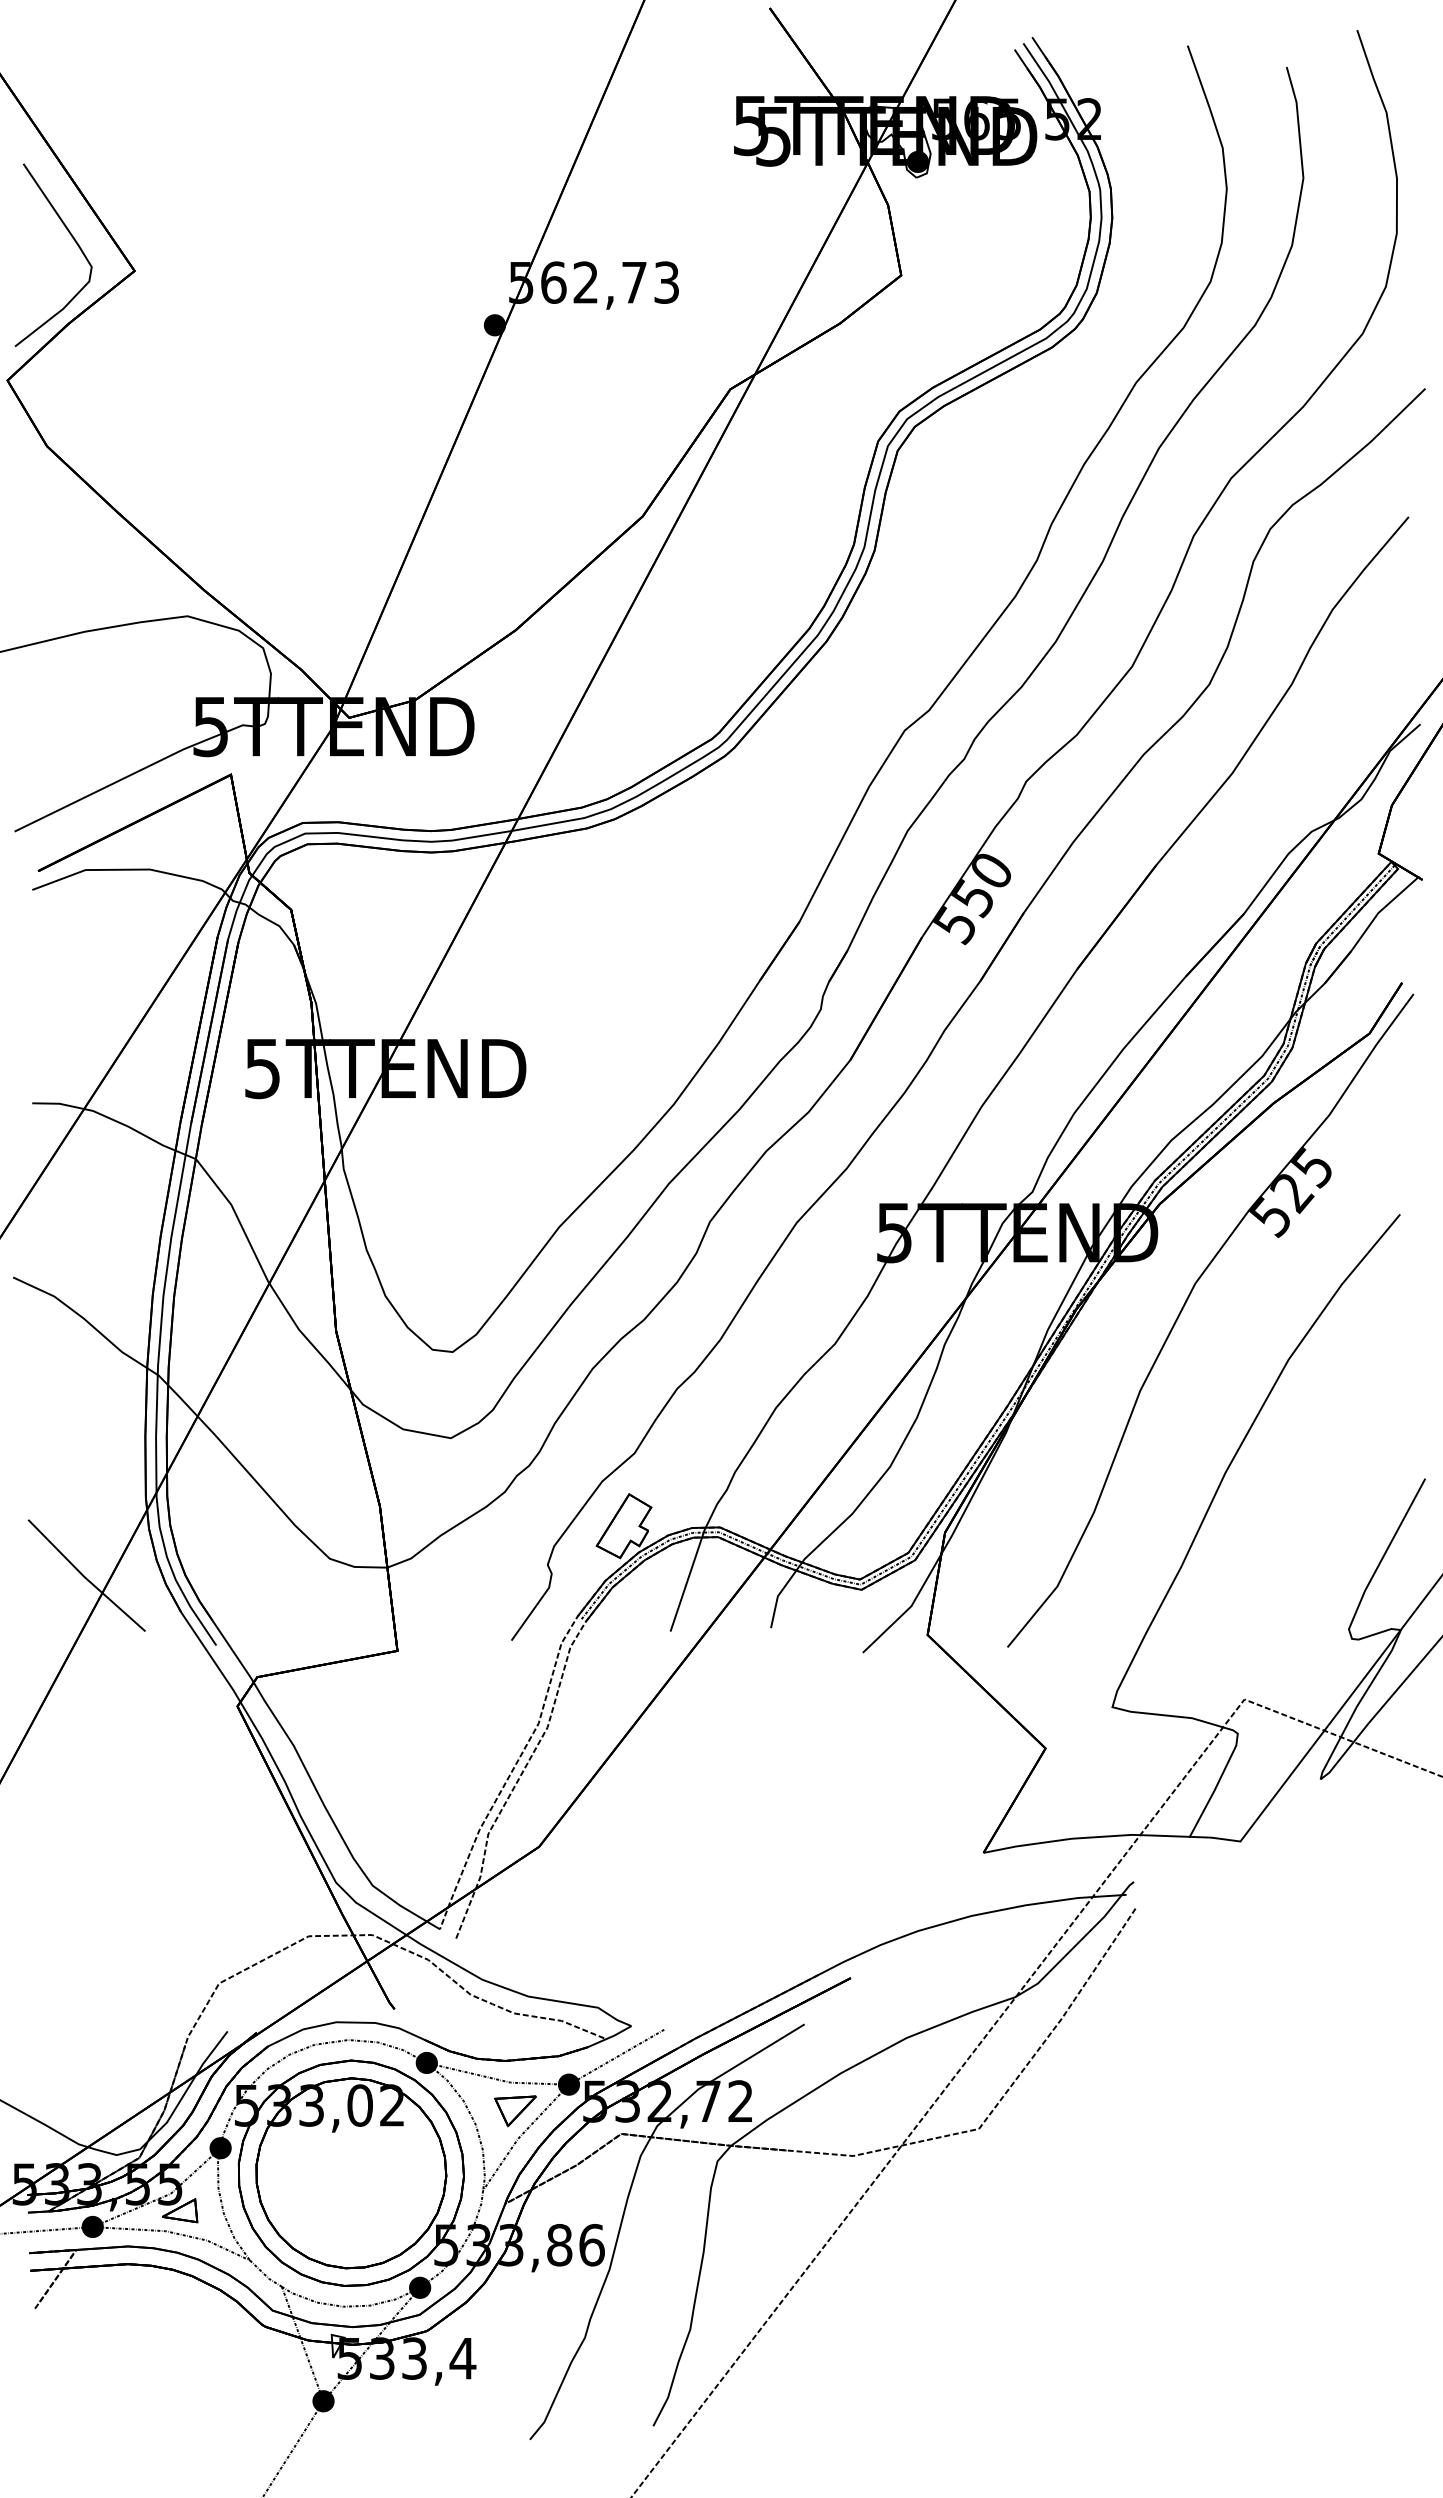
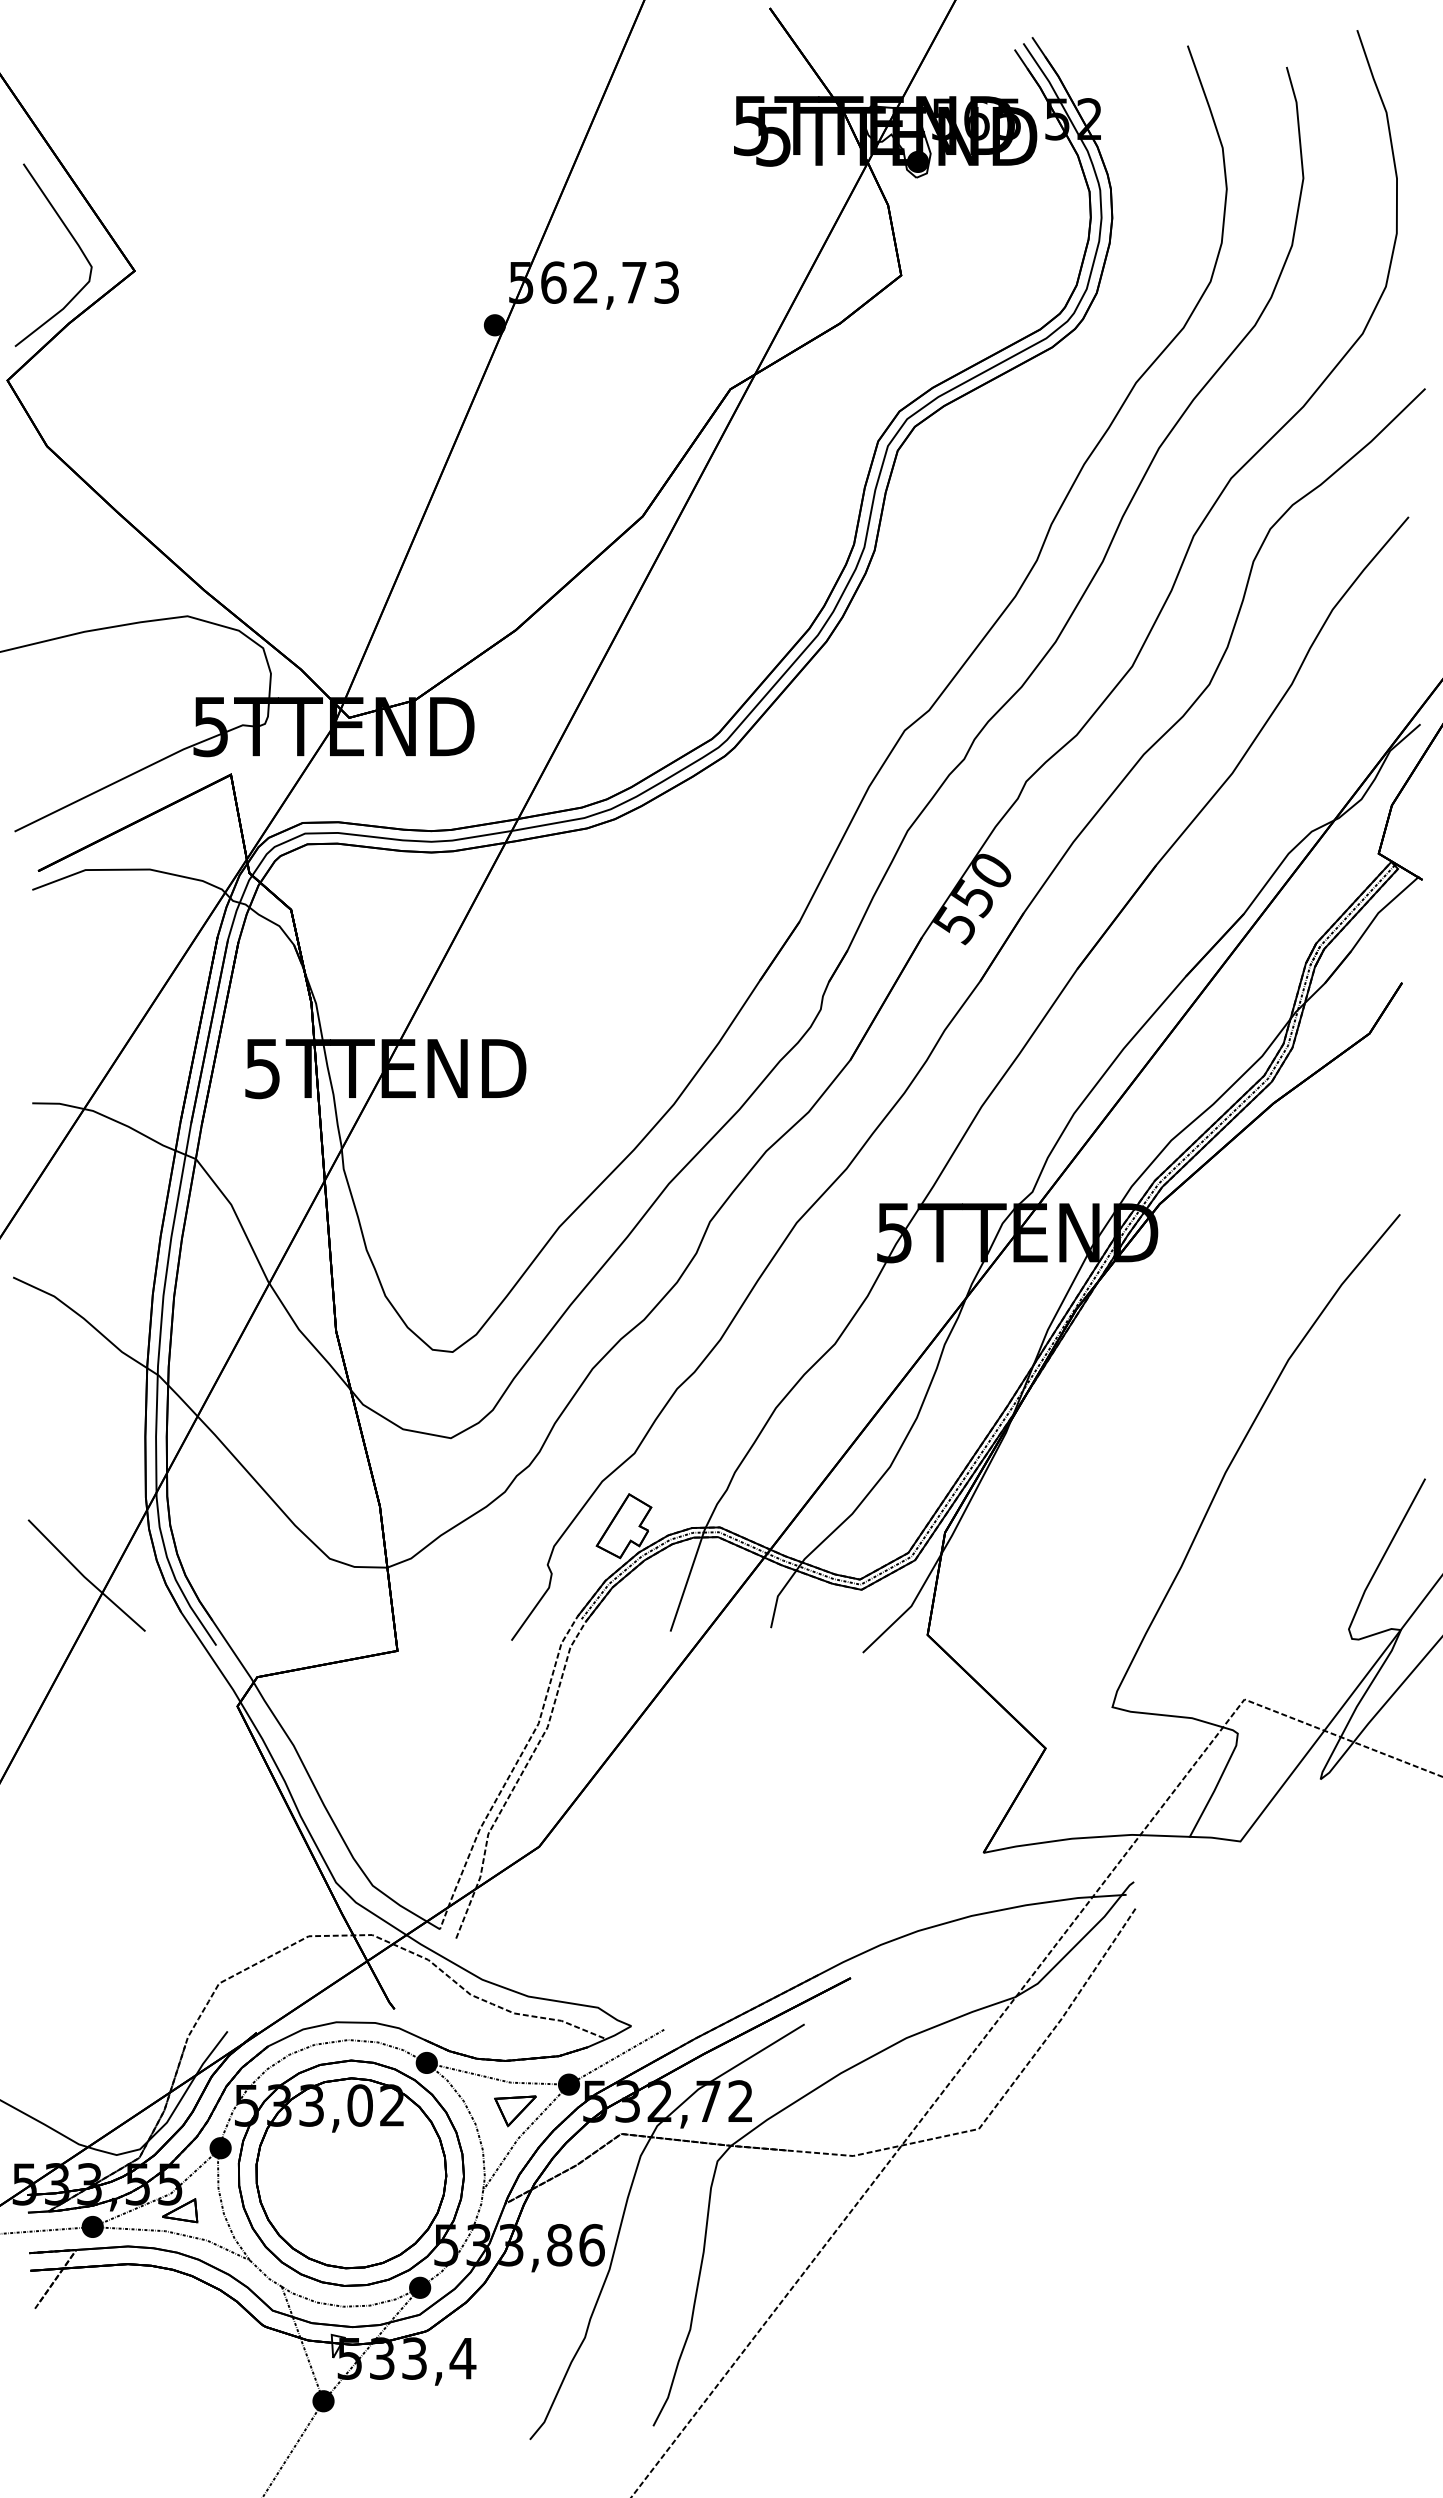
part: present -> none (1184, 1307)
